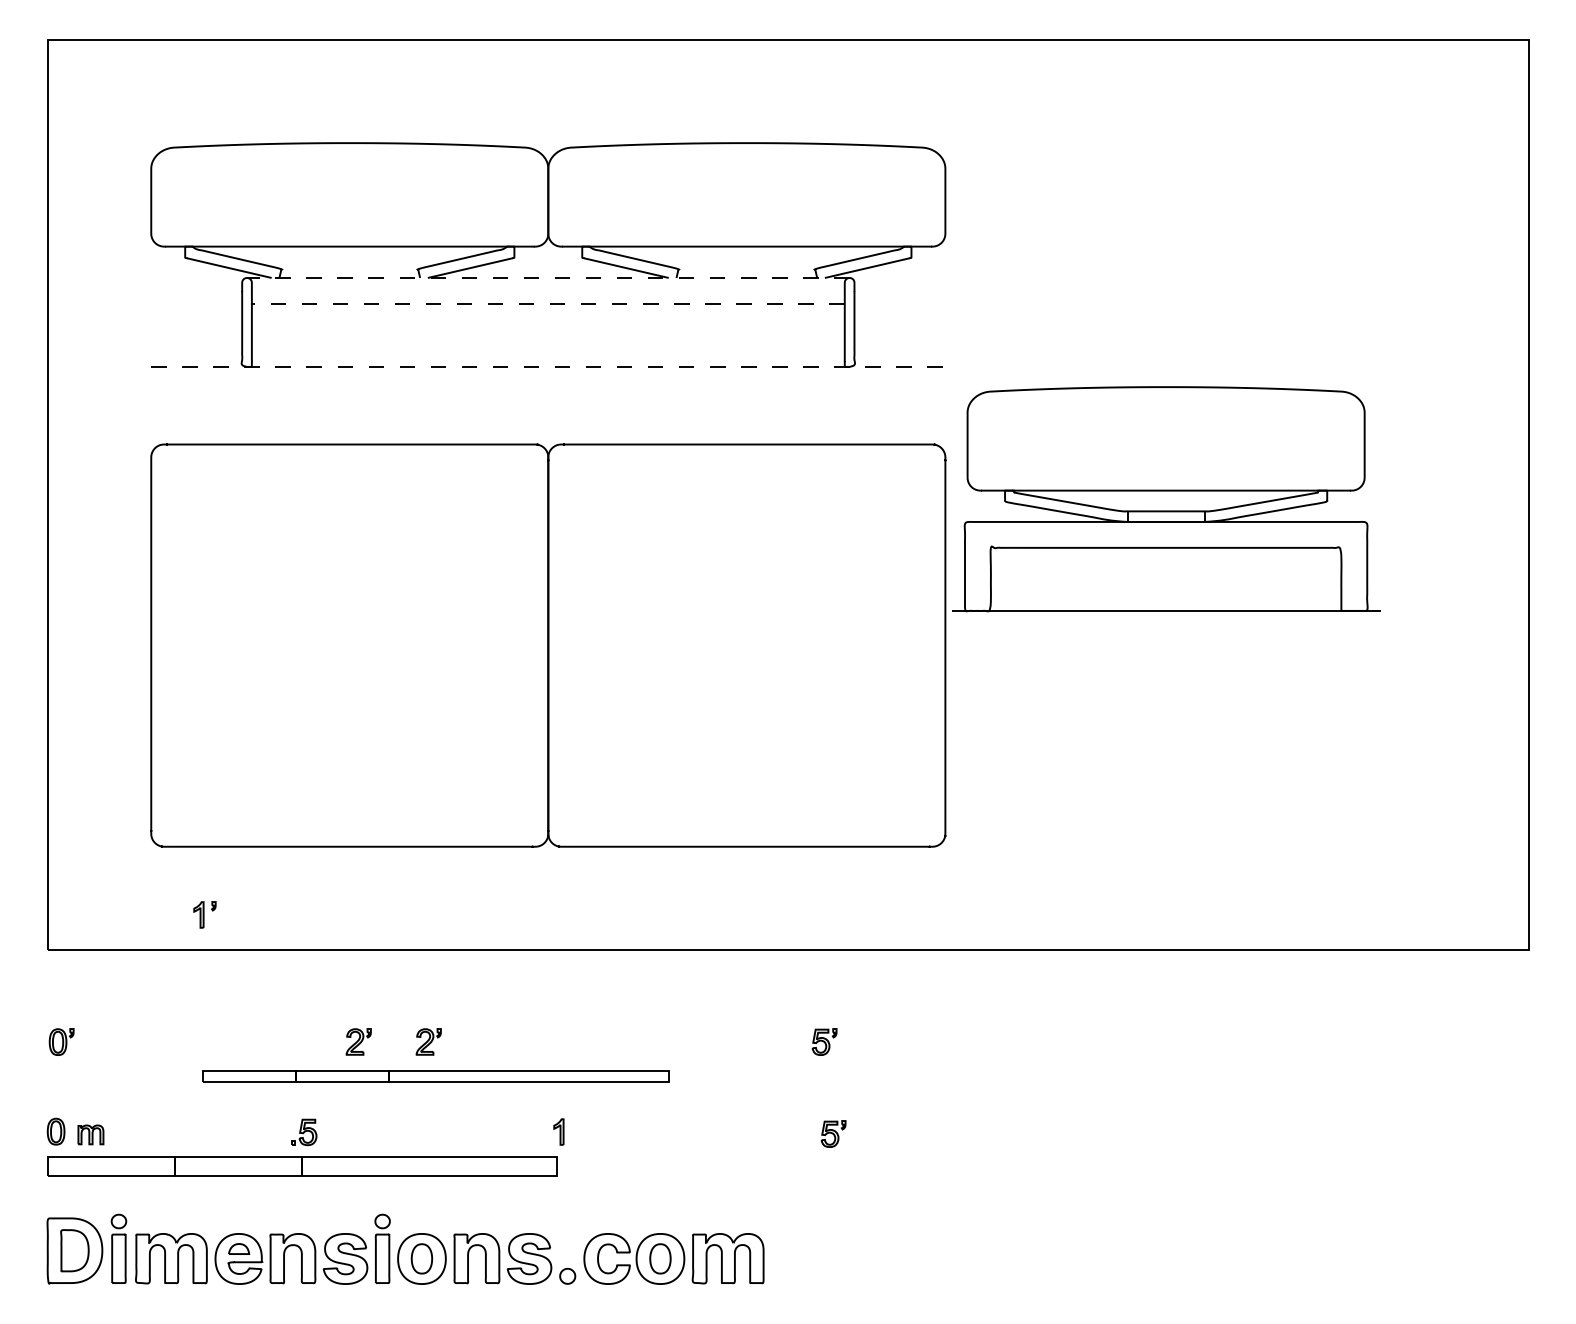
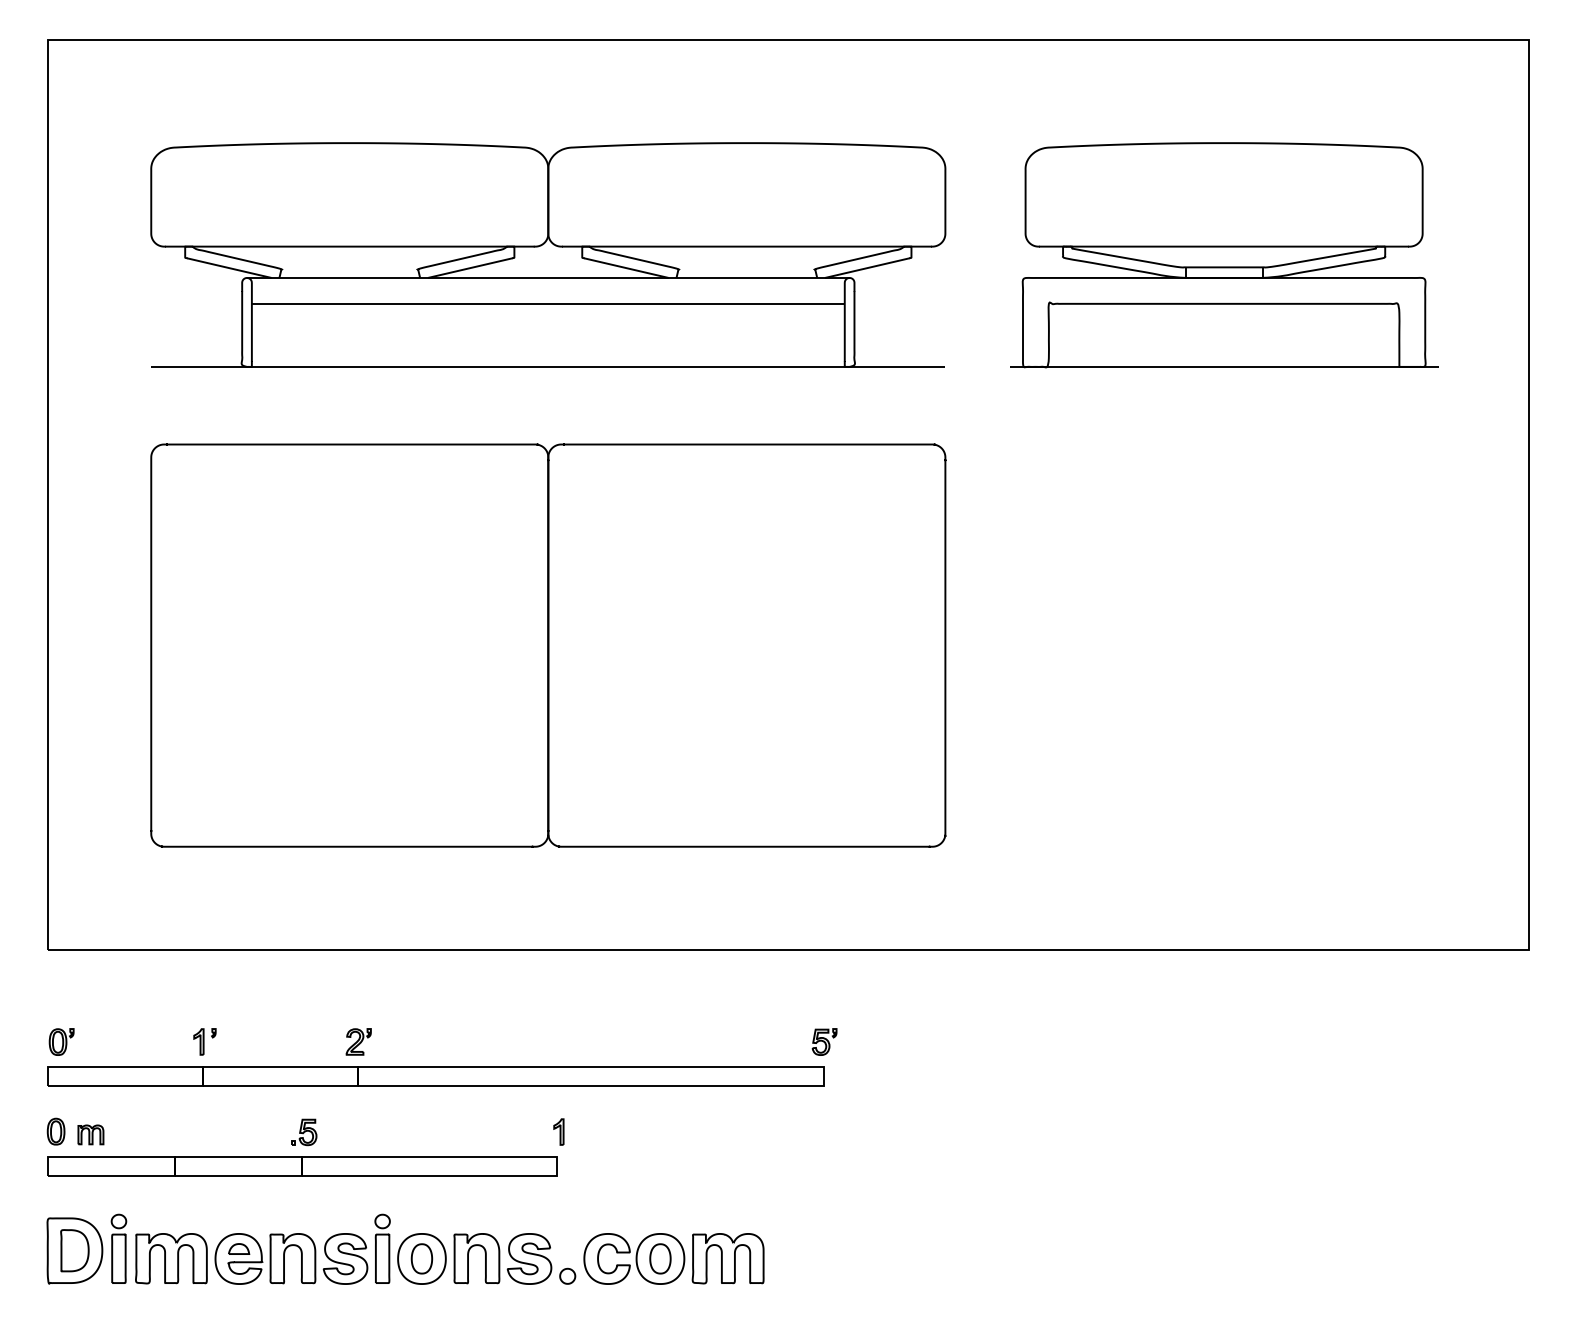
line: dashed -> solid (548, 277)
line: dashed -> solid (548, 303)
line: dashed -> solid (548, 366)
part position: (1166, 499) -> (1224, 255) (1224, 255)
part position: (204, 914) -> (204, 1041) (204, 1041)
part: present -> none (428, 1041)
part size: 468x13 px -> 778x21 px (435, 1076)
part: present -> none (833, 1133)
